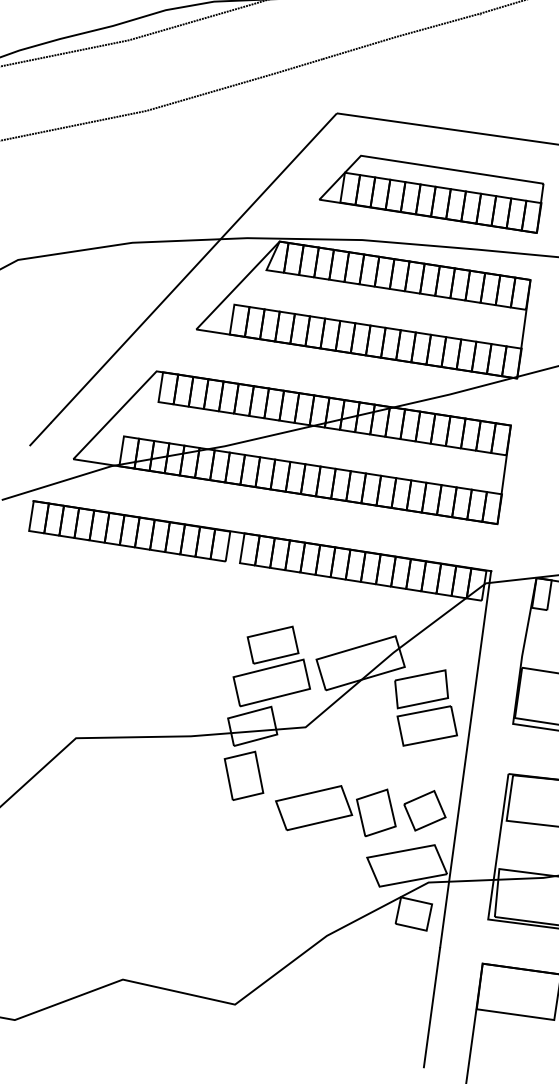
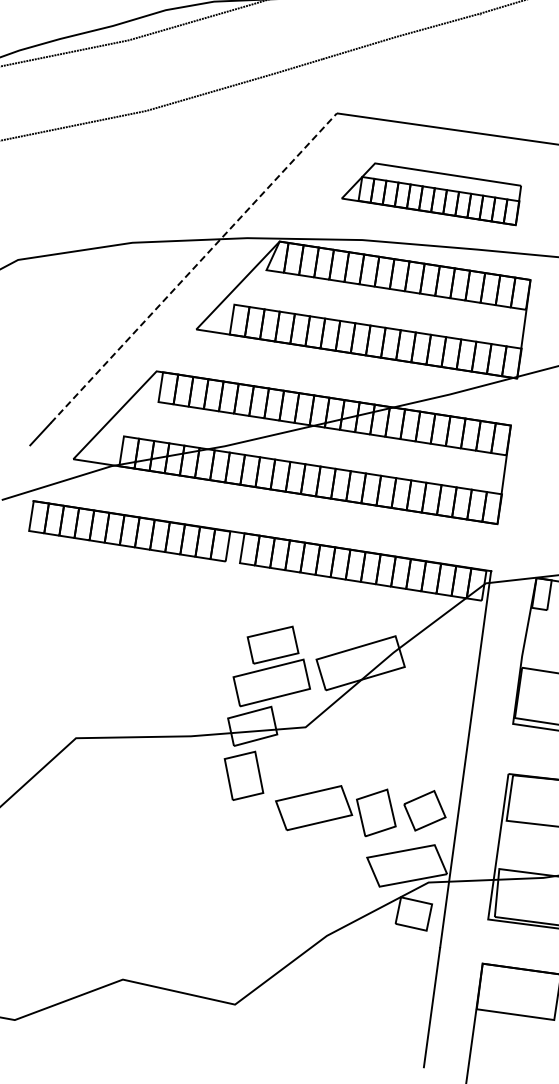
part size: 227x80 px -> 181x65 px (431, 194)
line: solid -> dashed (193, 268)
part: present -> none (425, 707)
